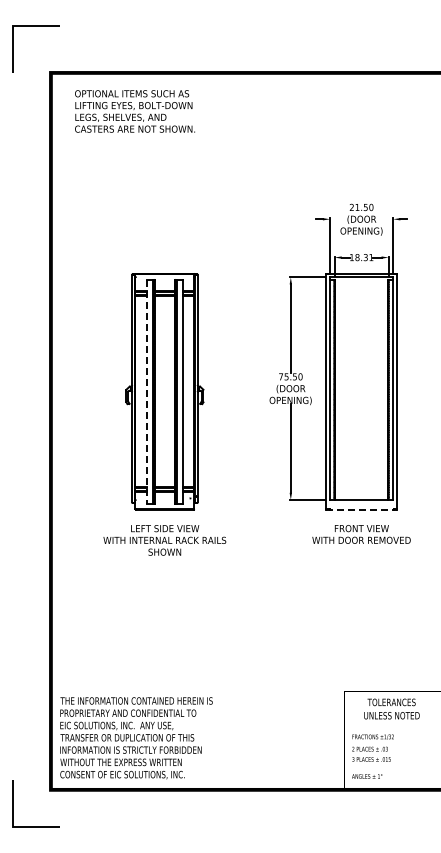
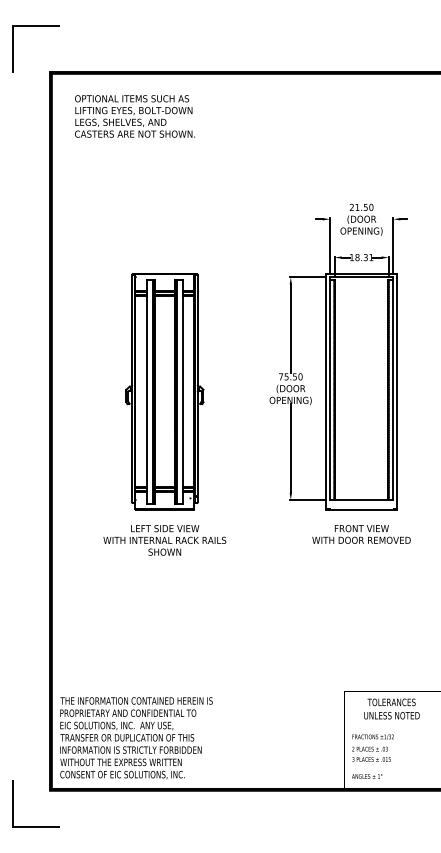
text position: (134, 111) -> (134, 116) (134, 116)
line: dashed -> solid (146, 392)
line: dashed -> solid (362, 509)
